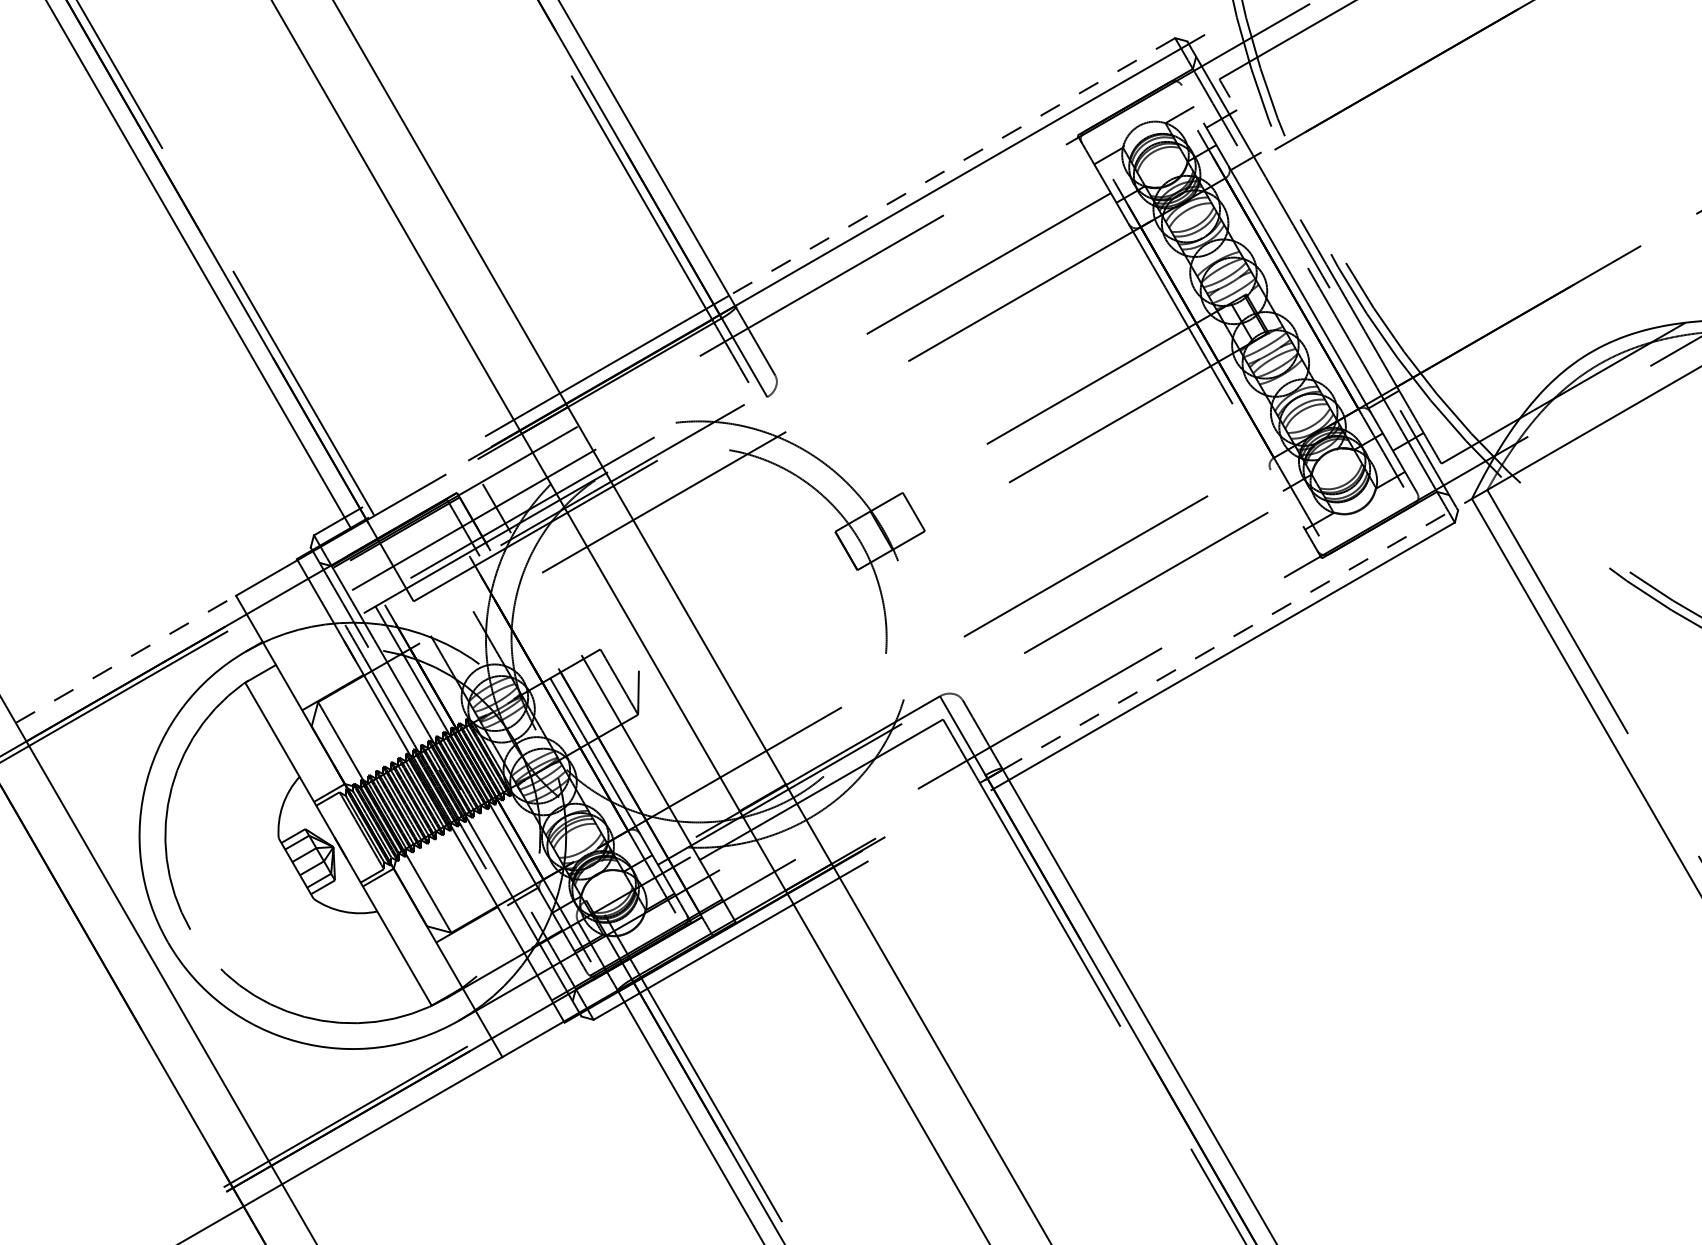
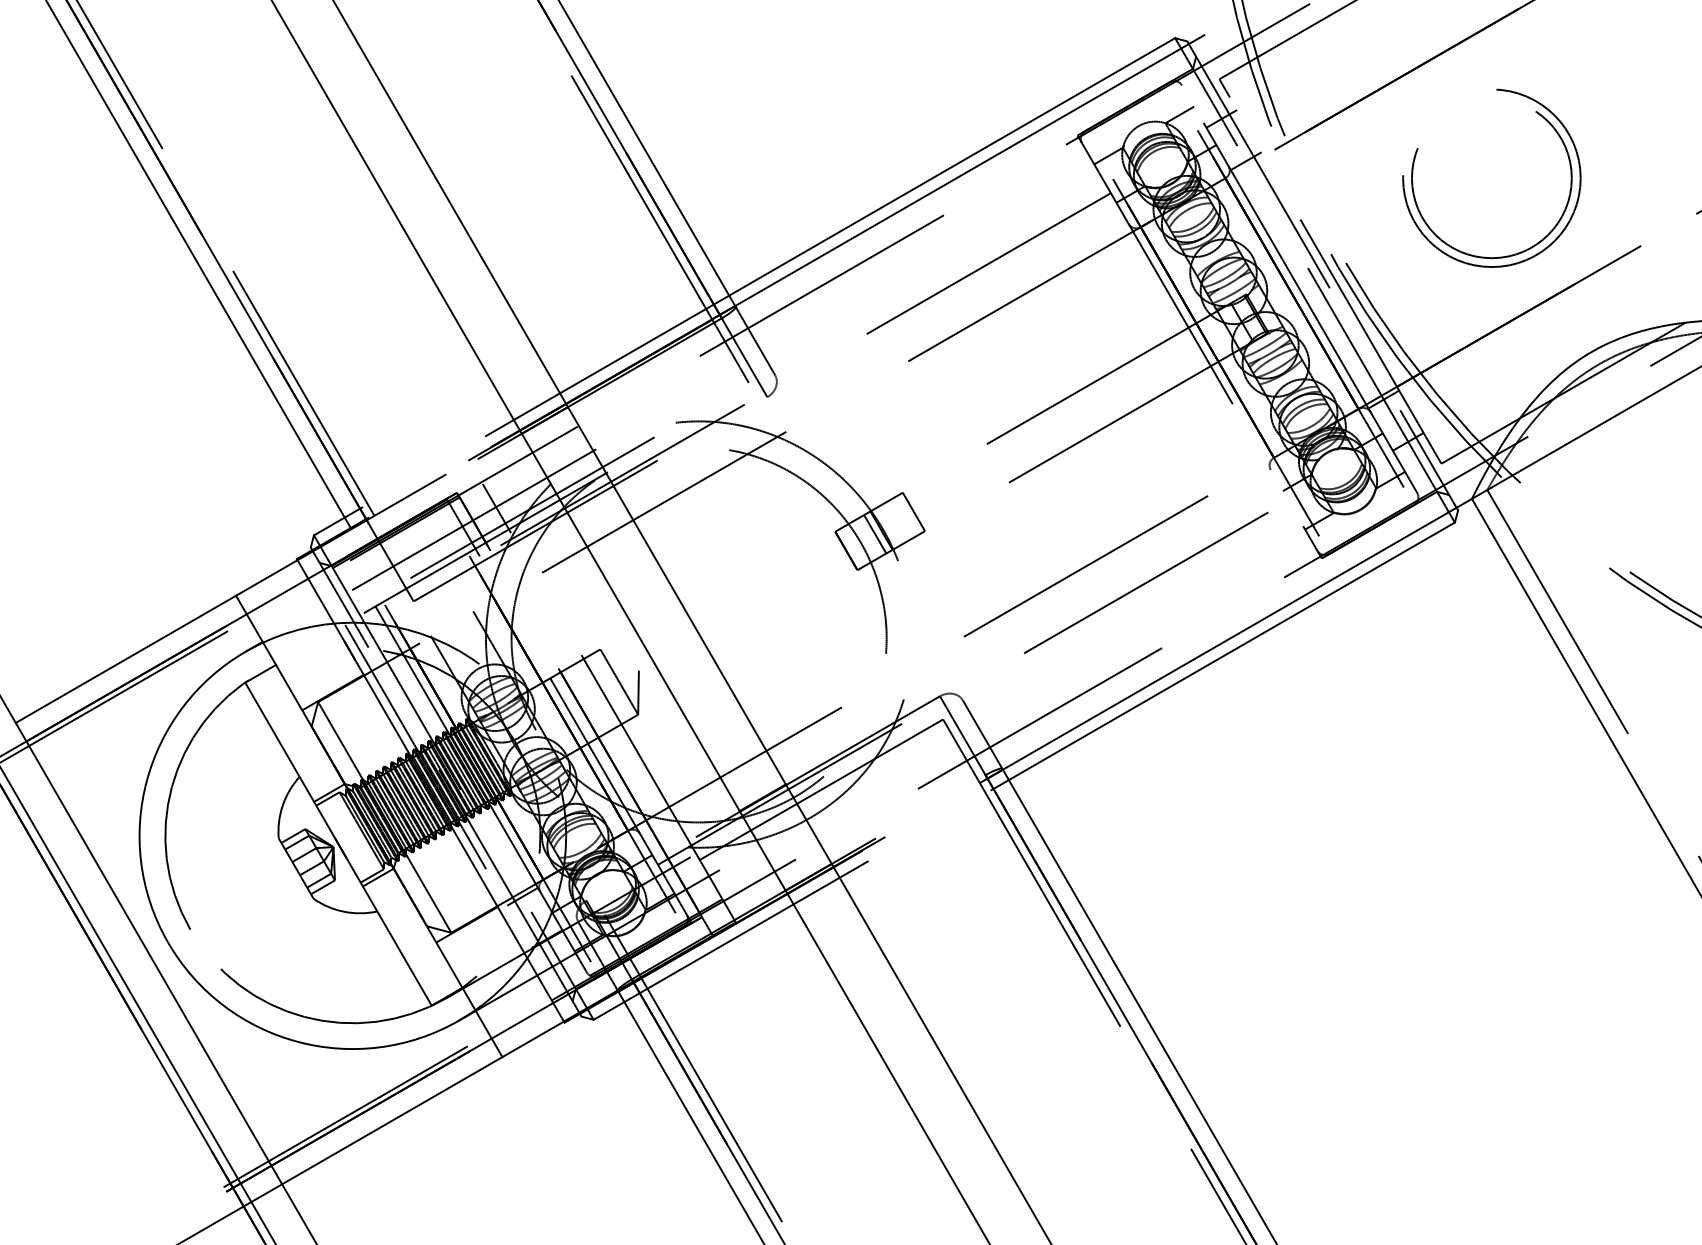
line: dashed -> solid (951, 167)
part: none -> present (1413, 174)
line: none -> present (875, 534)
line: dashed -> solid (1237, 634)
line: dashed -> solid (126, 659)
line: none -> present (138, 1005)
